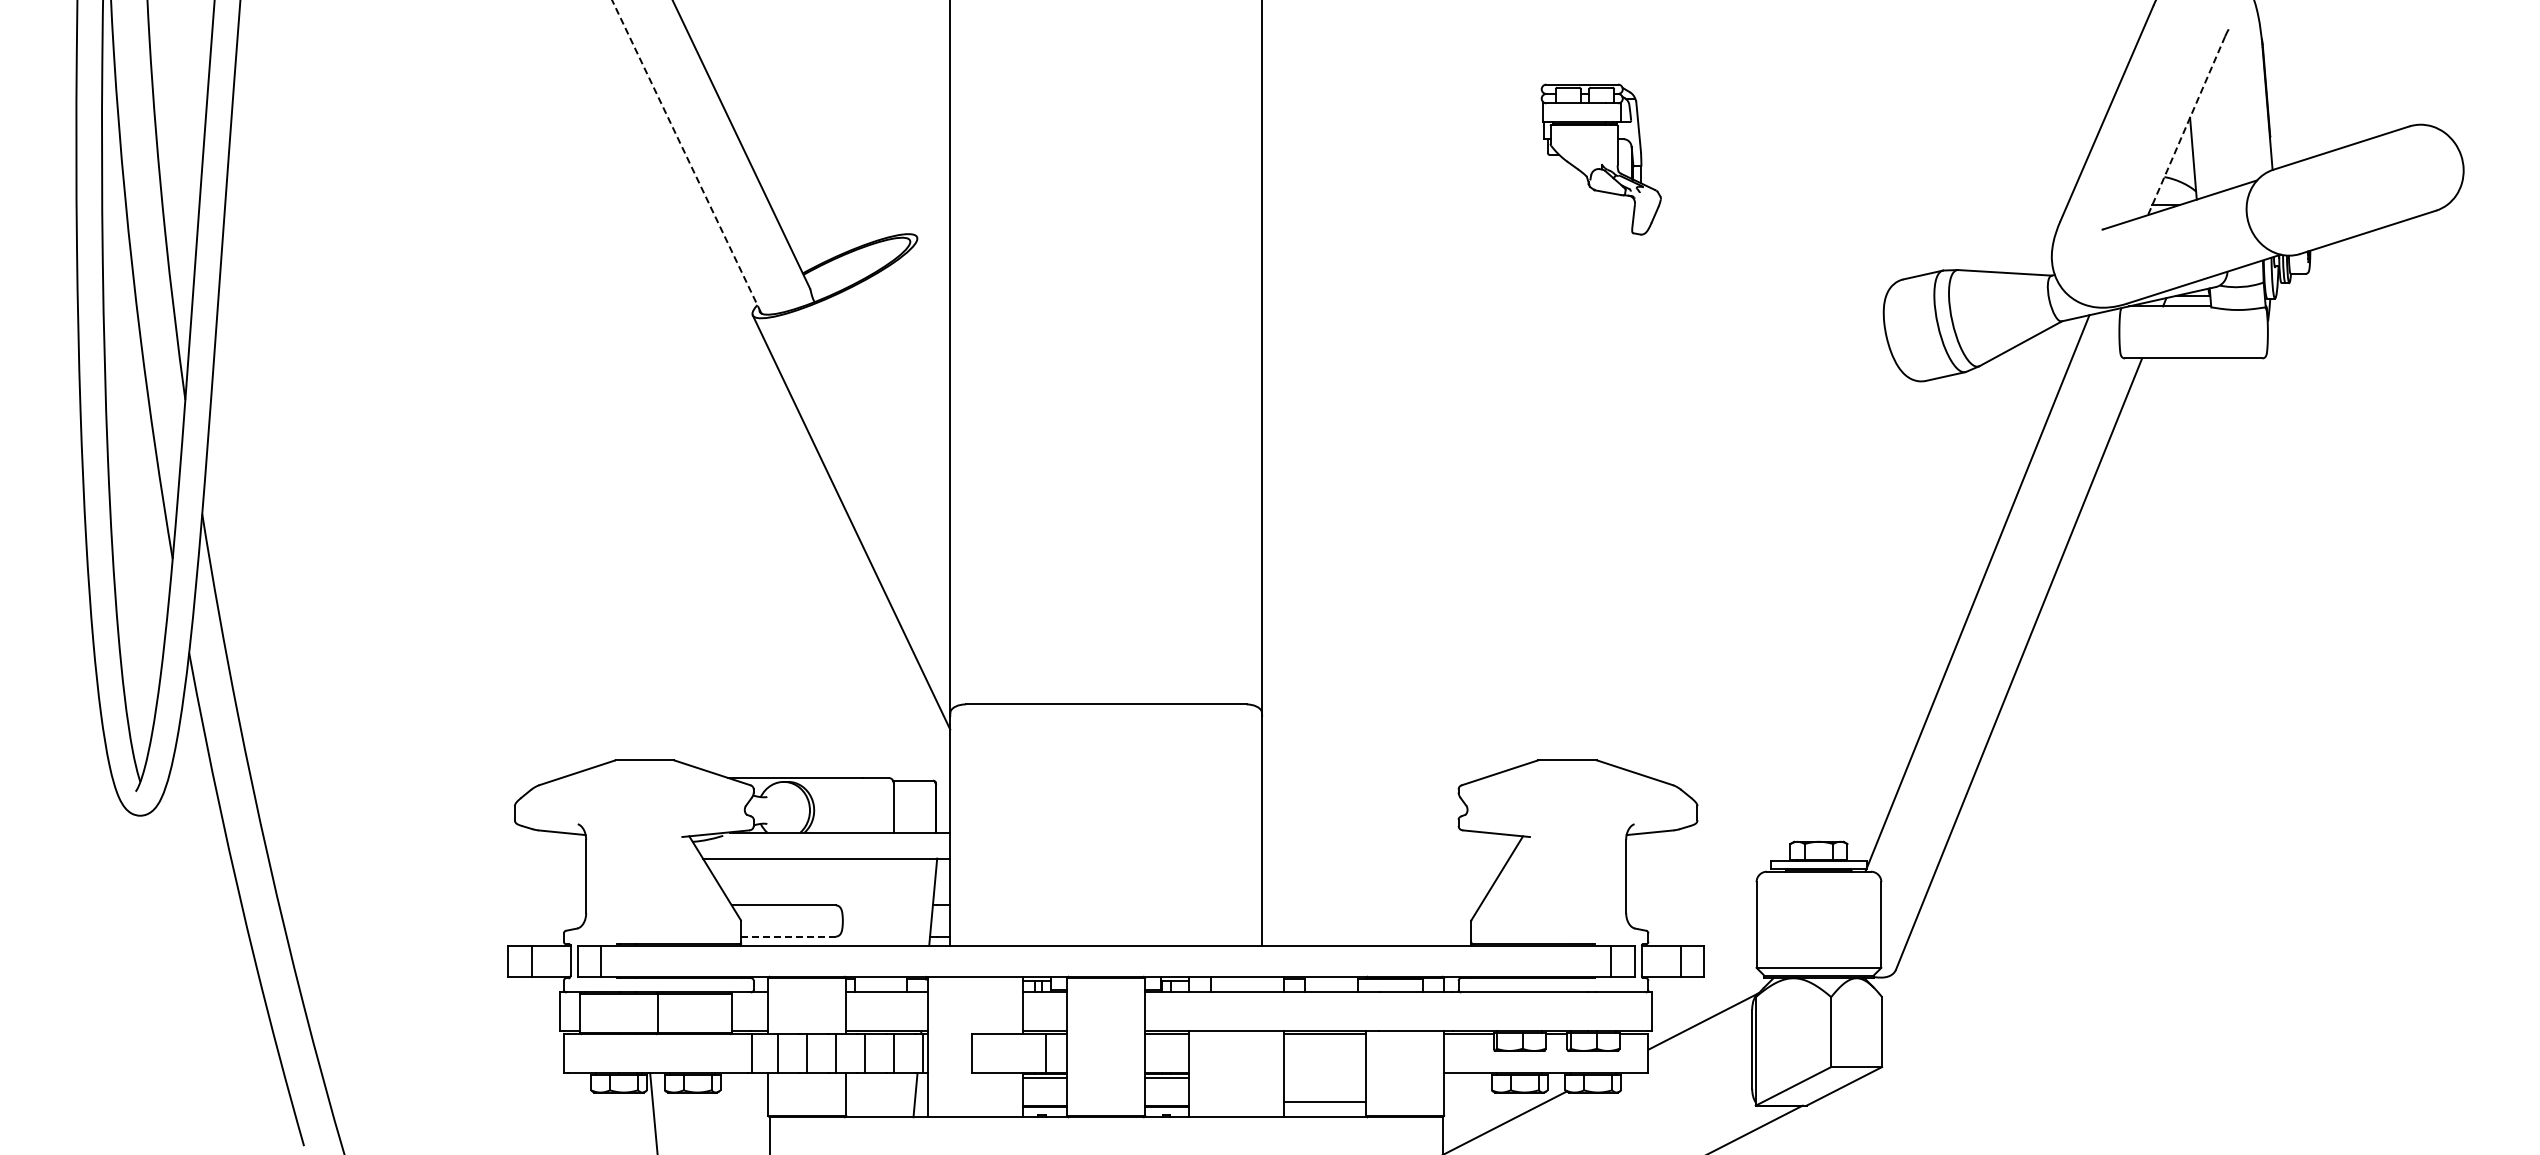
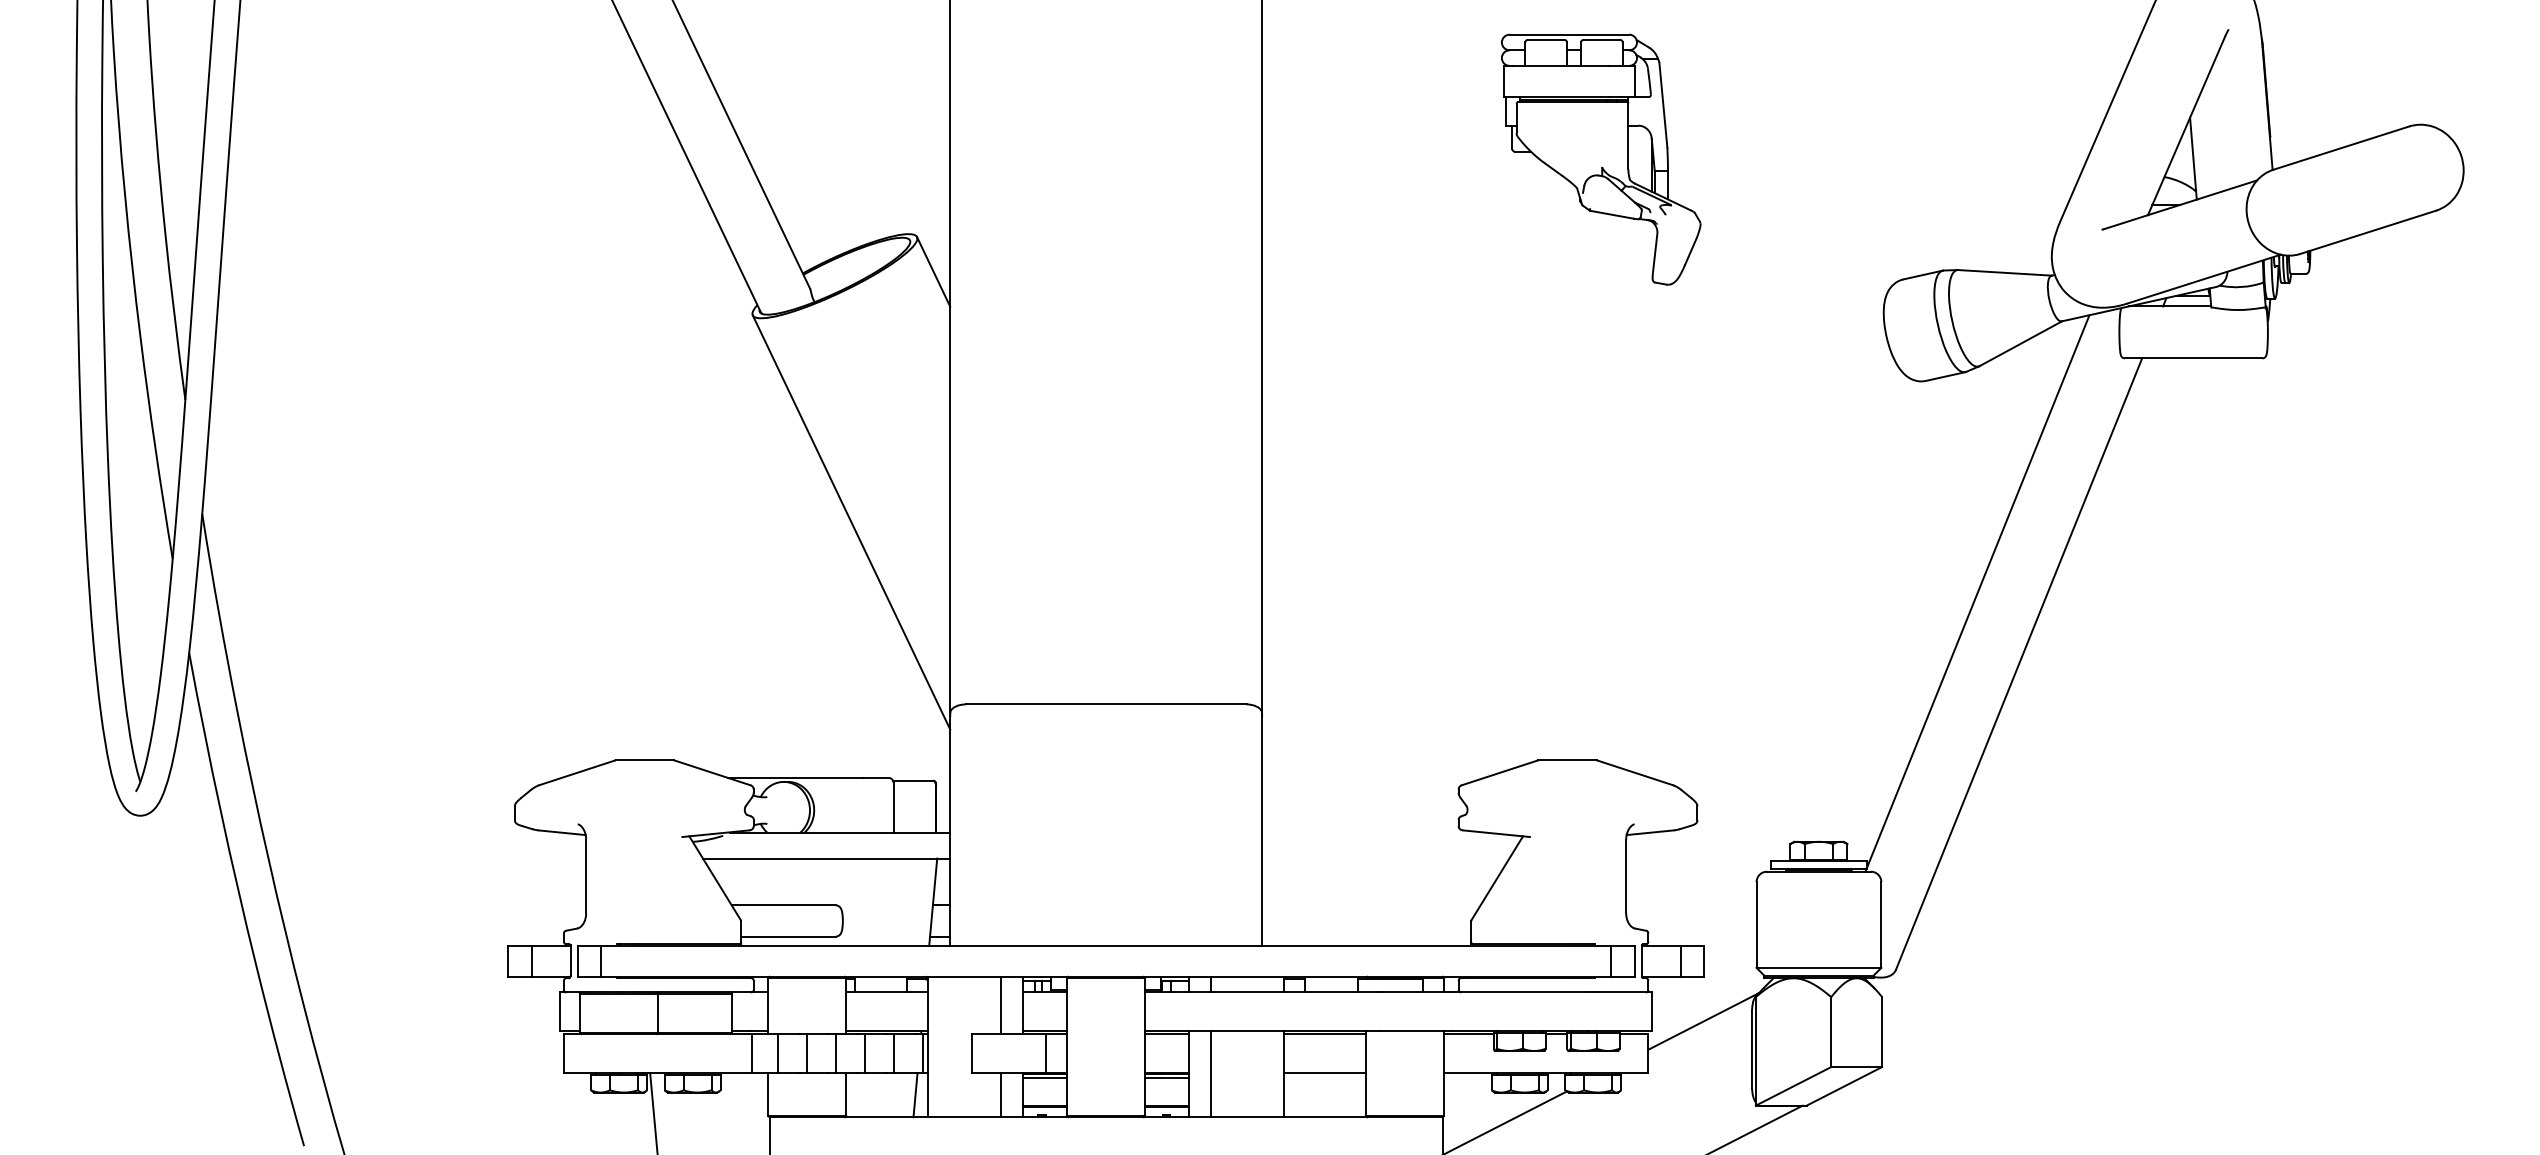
line: dashed -> solid (2186, 126)
line: dashed -> solid (686, 156)
part size: 122x153 px -> 201x253 px (1601, 159)
line: none -> present (933, 271)
line: dashed -> solid (789, 936)
line: none -> present (1001, 1005)
line: none -> present (1210, 1074)
line: none -> present (1001, 1095)
line position: (1325, 1102) -> (1325, 1073) (1325, 1073)
